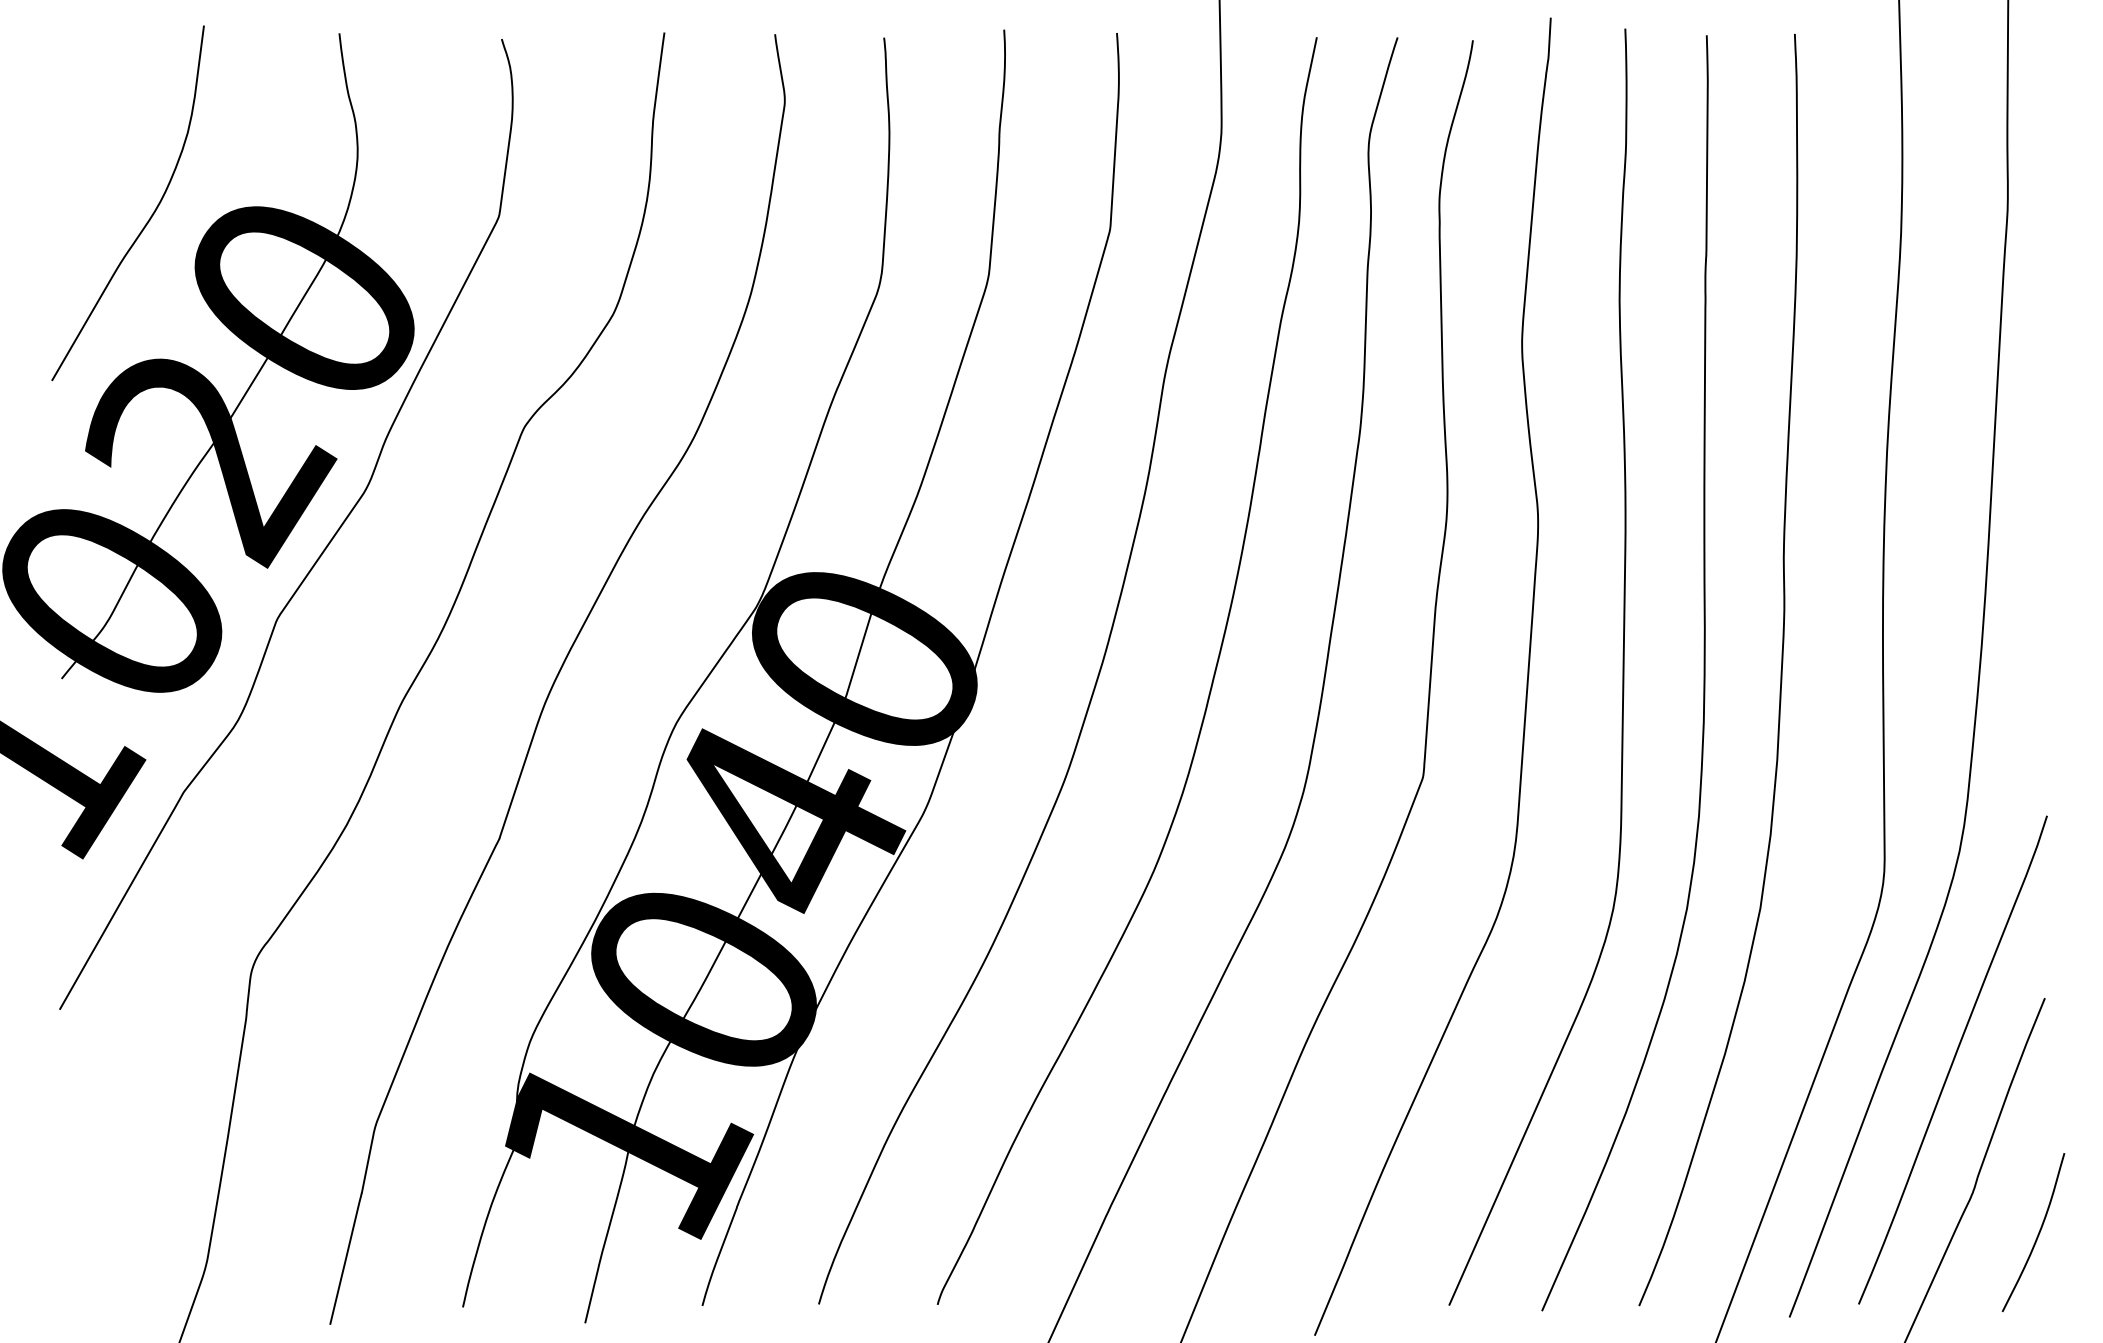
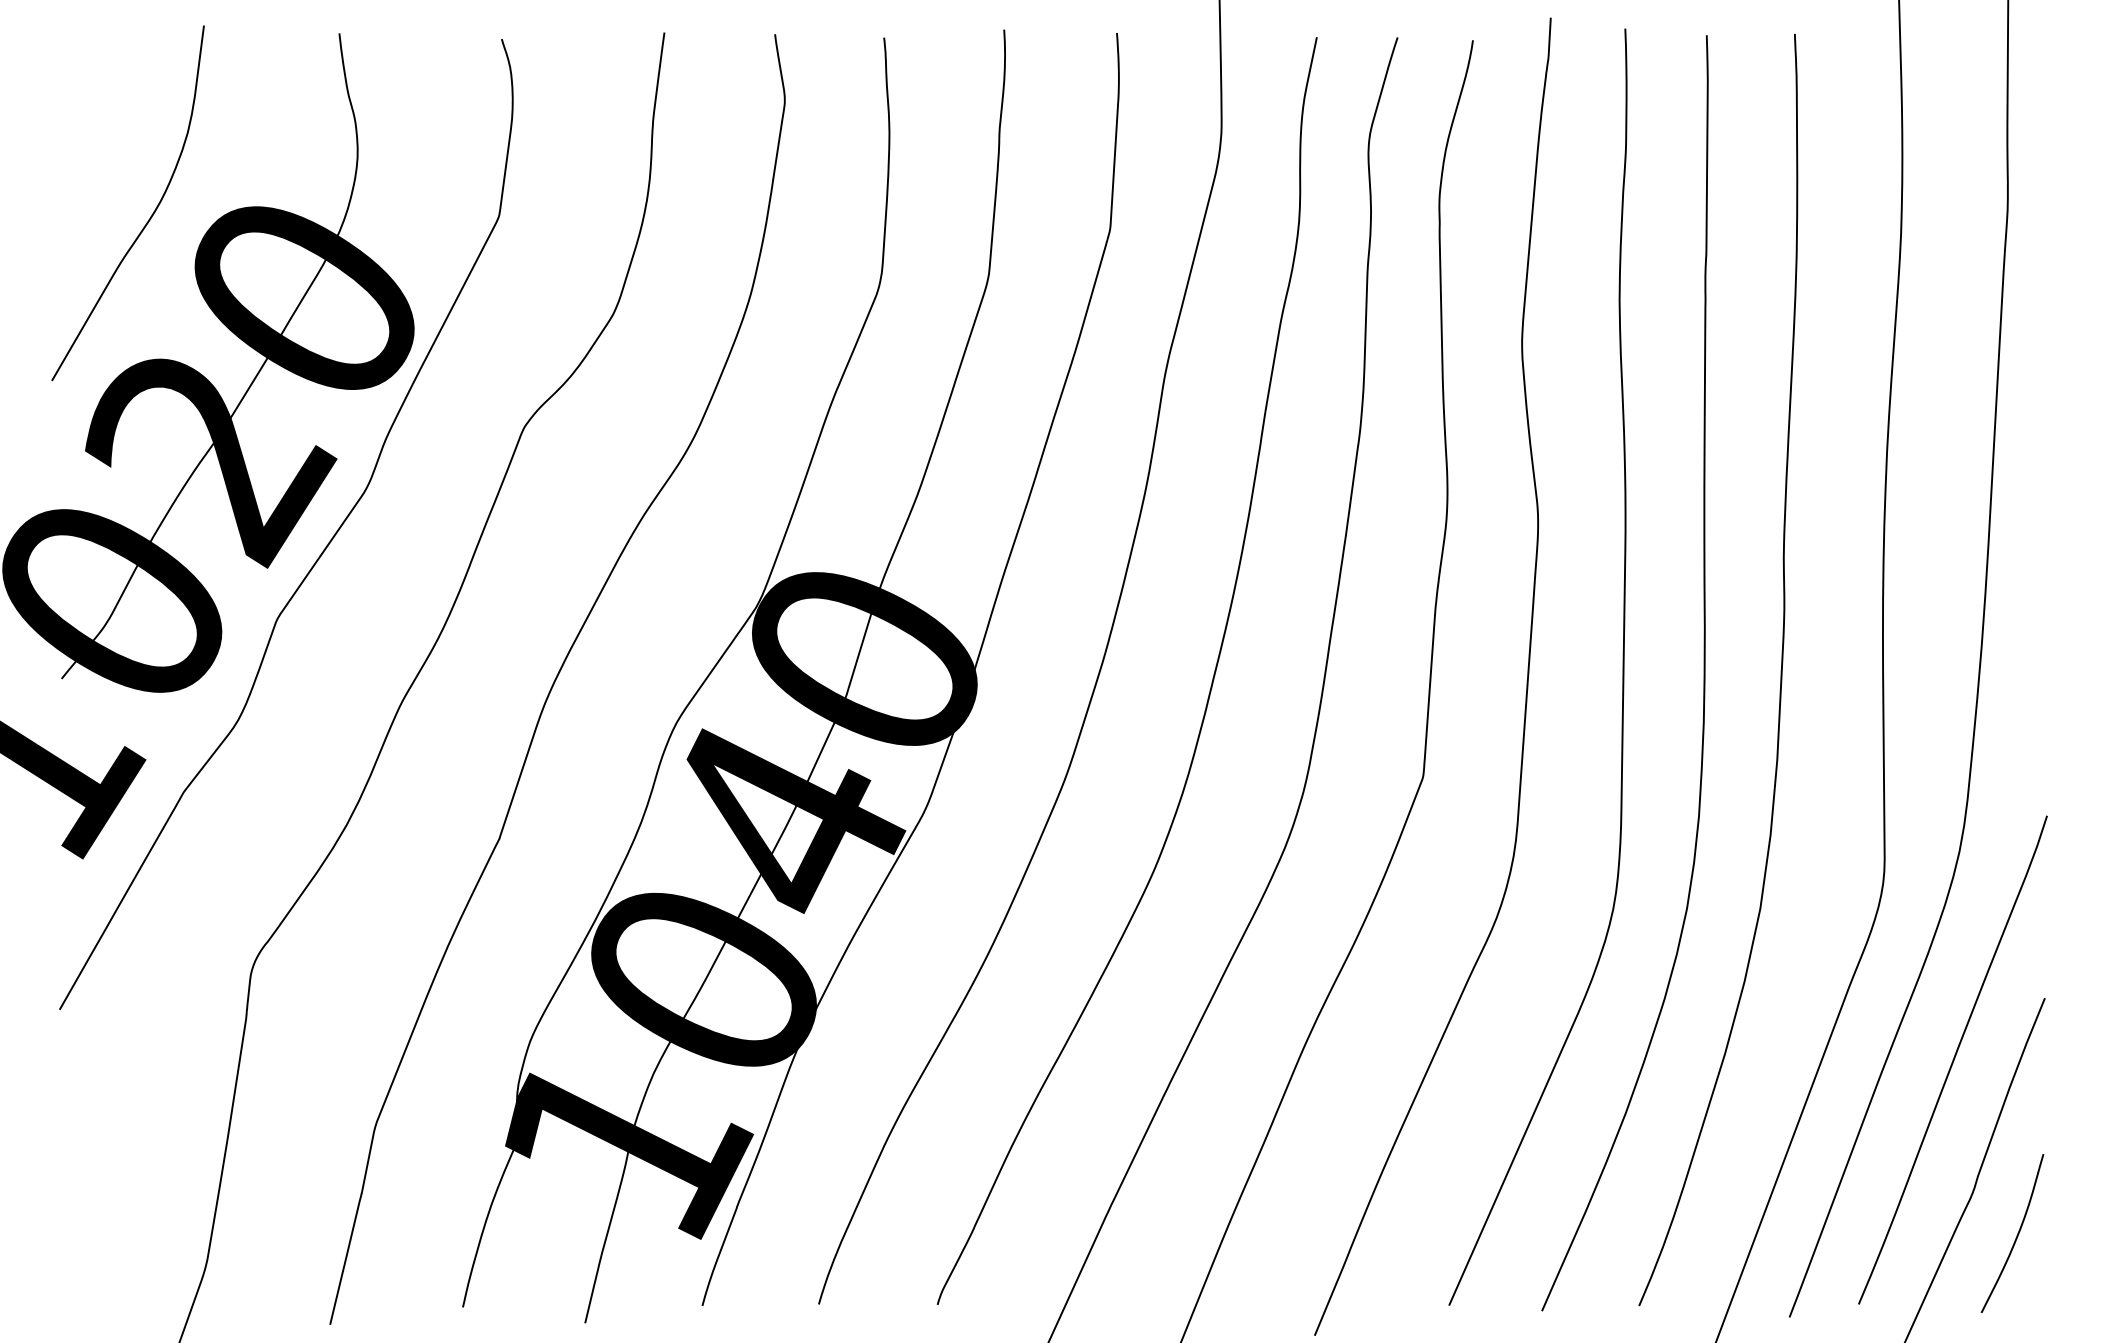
curve position: (2037, 1234) -> (2016, 1235) (2016, 1235)
